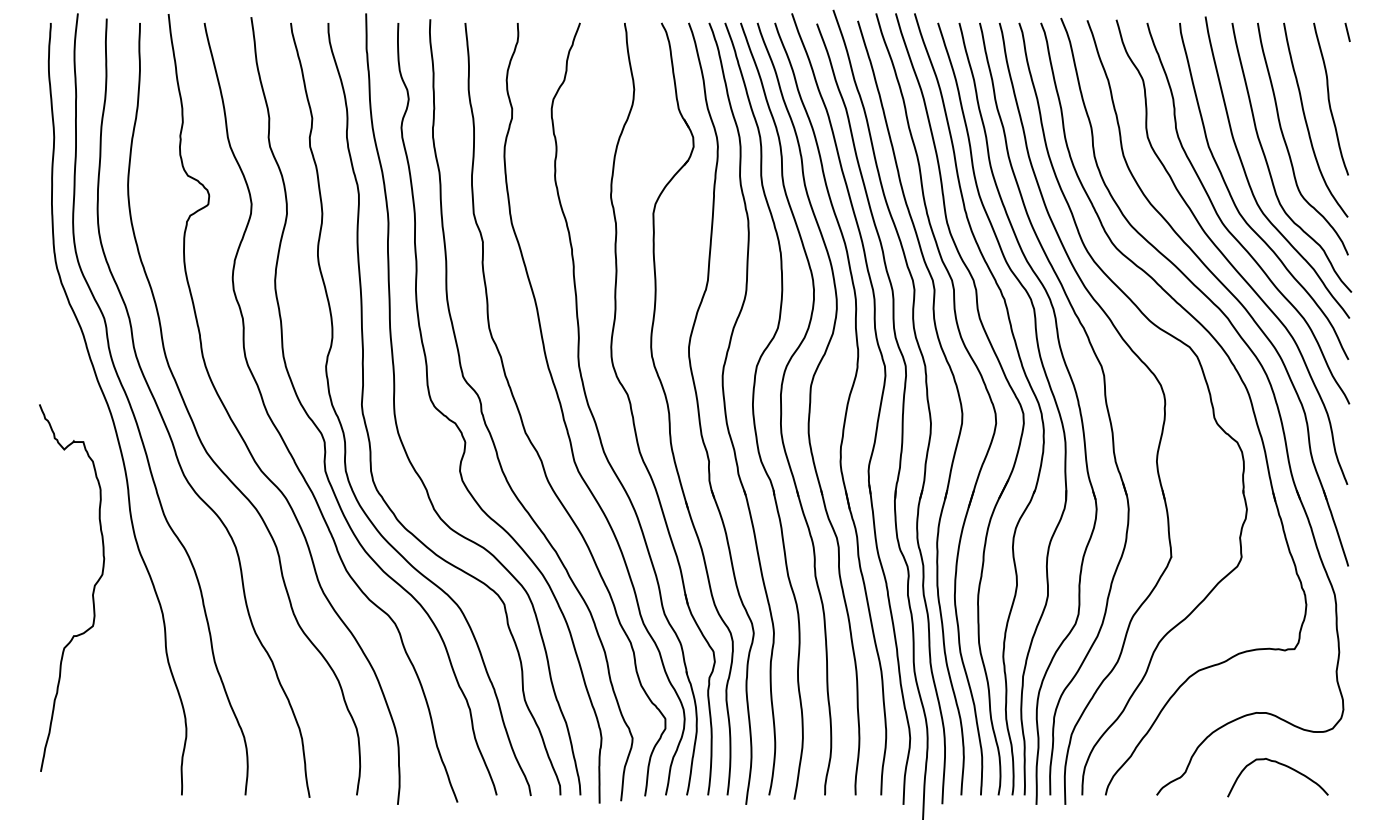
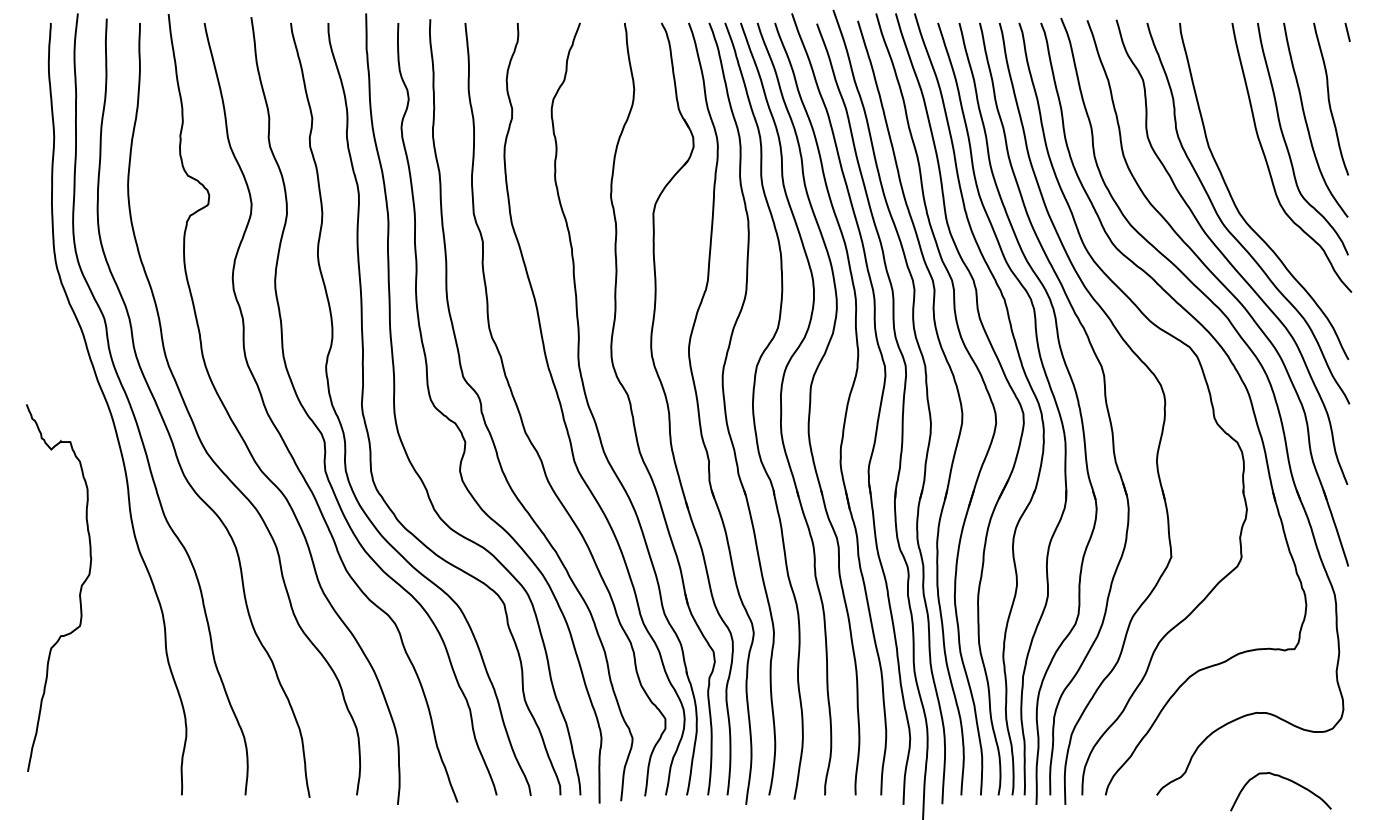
curve: present -> none (1249, 181)
curve position: (92, 591) -> (79, 591) (79, 591)
curve position: (1281, 765) -> (1284, 779) (1284, 779)
